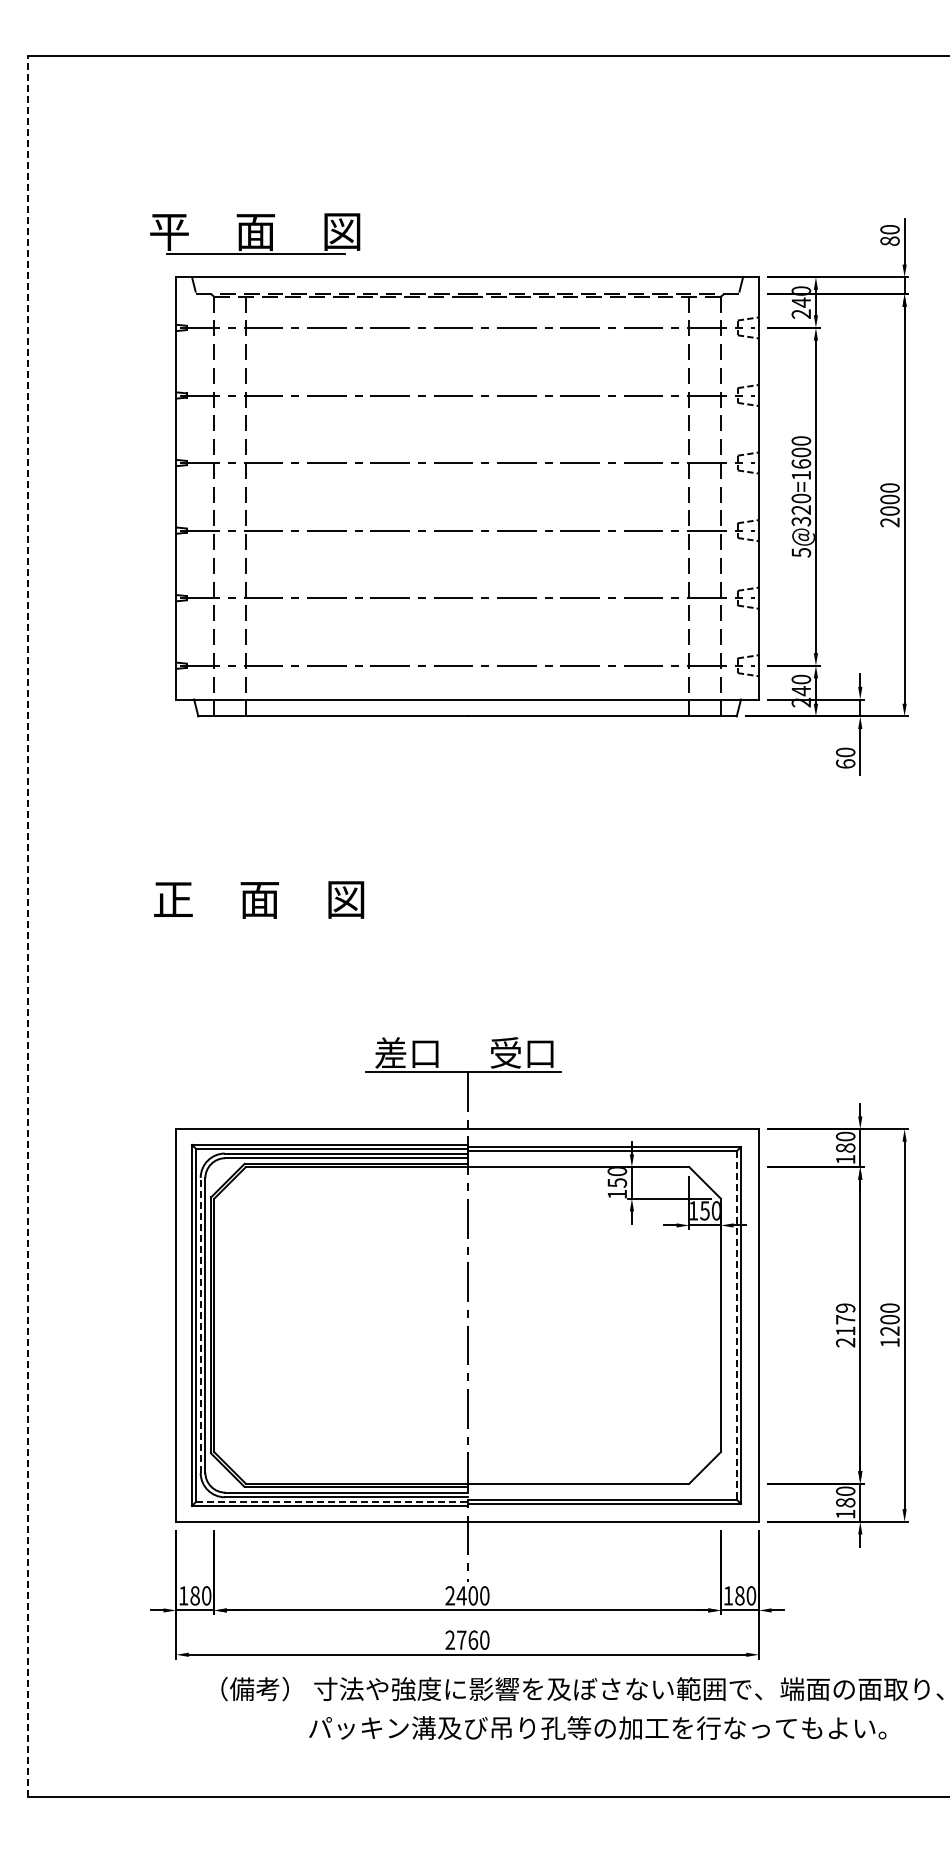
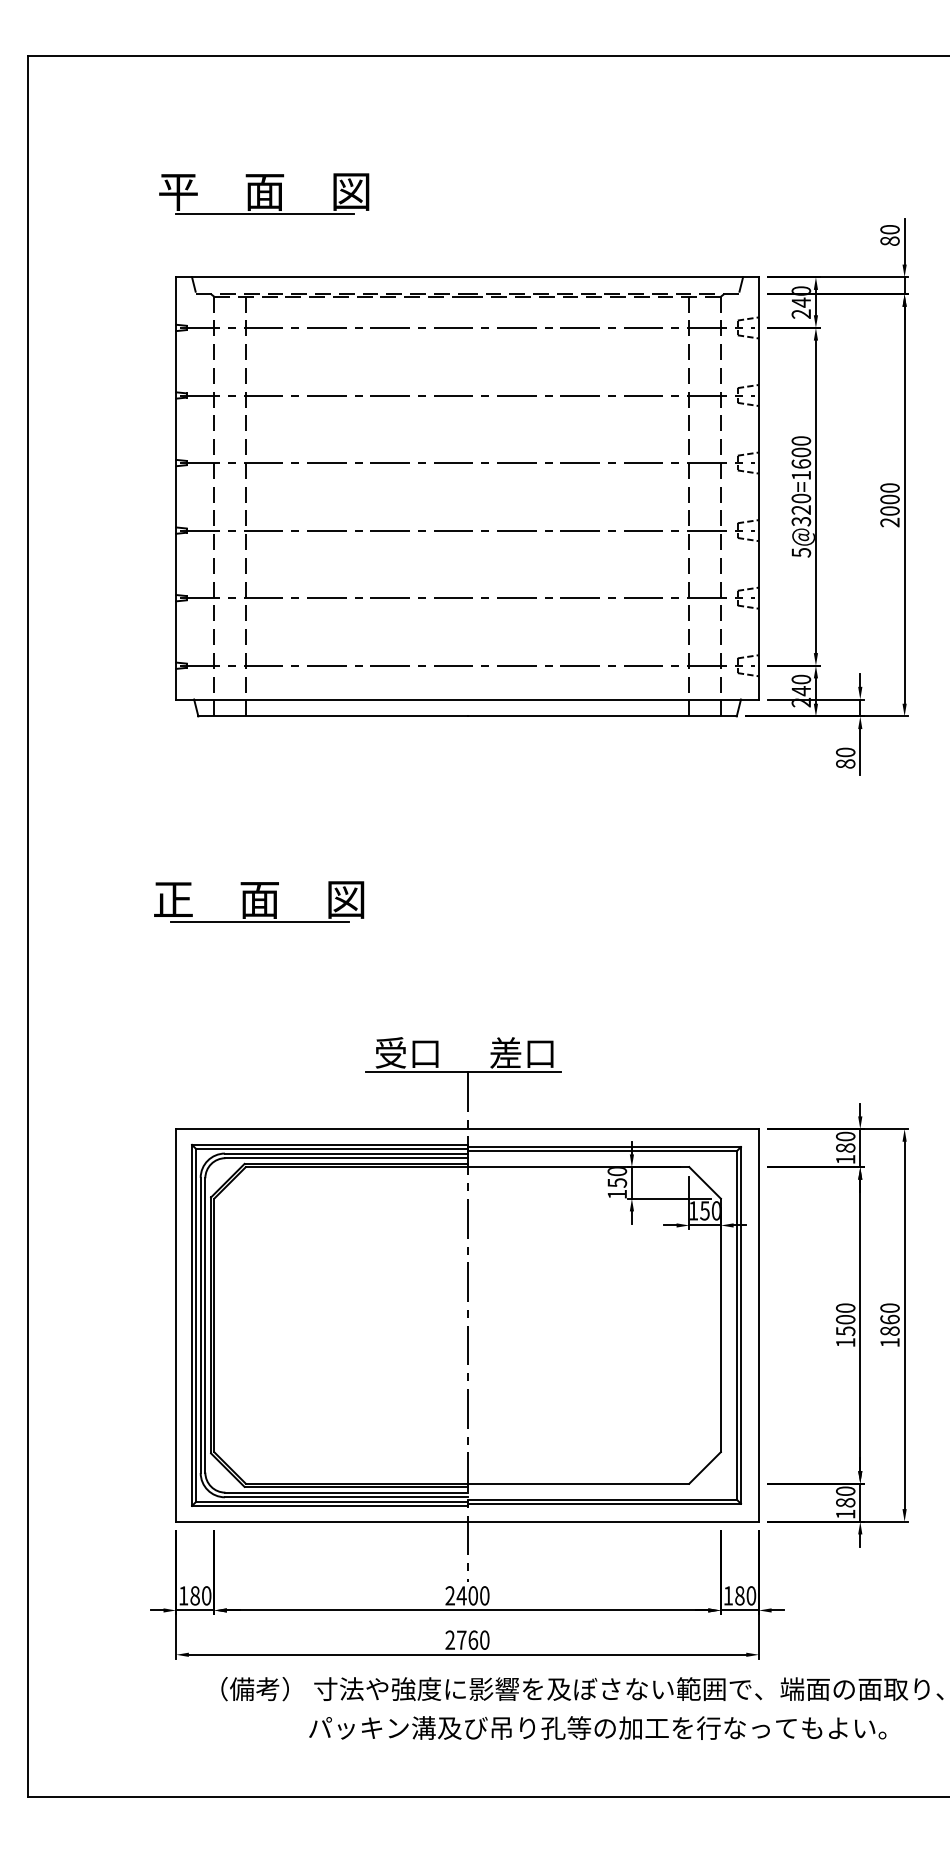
part position: (255, 233) -> (264, 193) (264, 193)
text: 60 -> 80 (845, 763)
line: none -> present (259, 921)
line: dashed -> solid (28, 926)
text: 差口 -> 受口 (390, 1052)
text: 受口 -> 差口 (505, 1052)
text: 1200 -> 1860 (889, 1324)
line: dashed -> solid (200, 1325)
line: dashed -> solid (736, 1325)
text: 2179 -> 1500 (845, 1325)
line: dashed -> solid (331, 1501)
